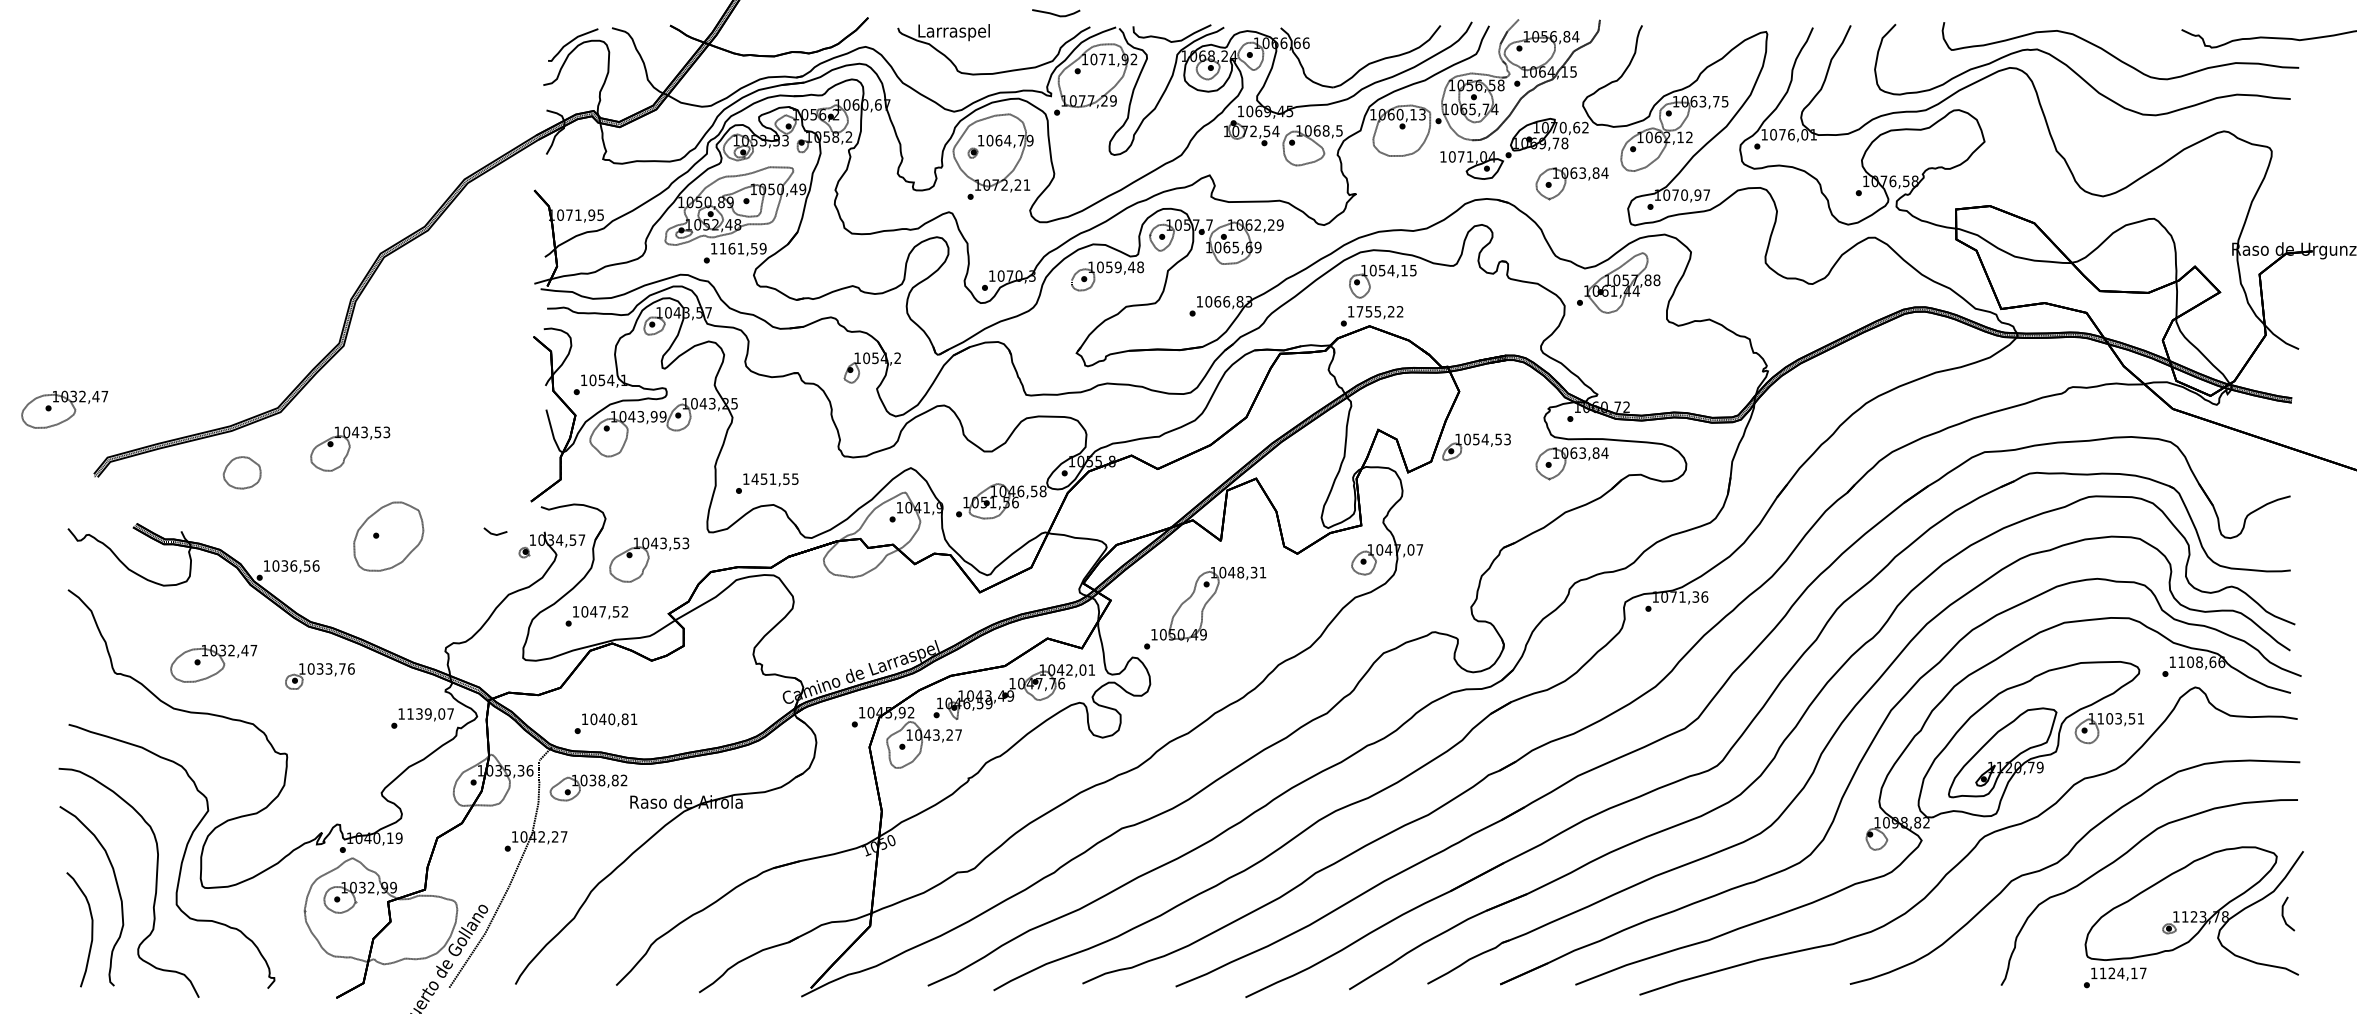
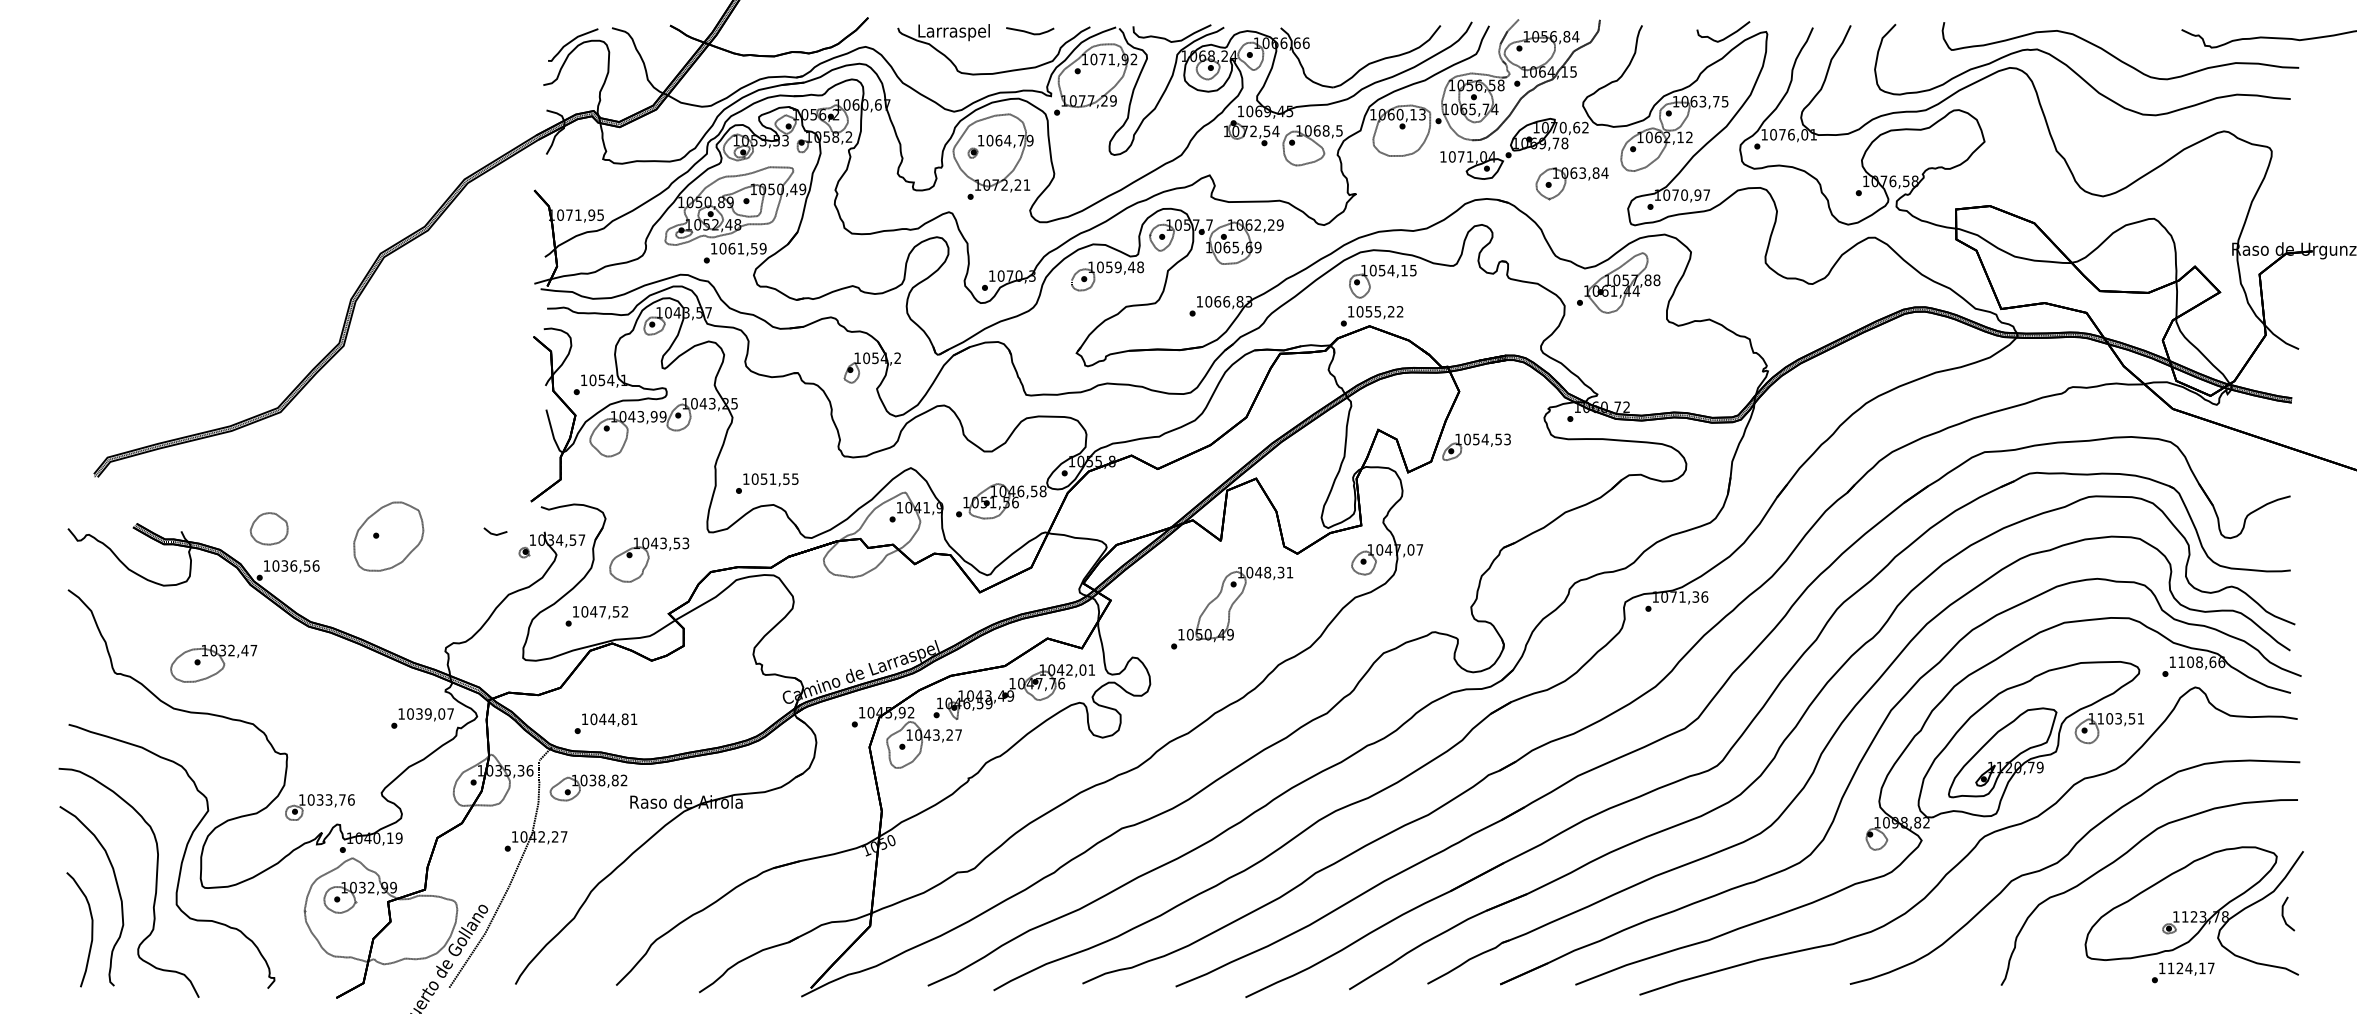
curve position: (1056, 14) -> (1030, 32) (1030, 32)
curve: none -> present (1726, 36)
text: 1161,59 -> 1061,59 (722, 248)
text: 1755,22 -> 1055,22 (1359, 311)
part: present -> none (64, 409)
part: present -> none (350, 448)
part: present -> none (1571, 463)
part position: (241, 472) -> (268, 528) (268, 528)
text: 1451,55 -> 1051,55 (754, 478)
part position: (1205, 607) -> (1232, 607) (1232, 607)
part position: (319, 676) -> (319, 807) (319, 807)
text: 1139,07 -> 1039,07 (410, 713)
text: 1040,81 -> 1044,81 (611, 719)
text position: (2115, 977) -> (2183, 972) (2183, 972)
